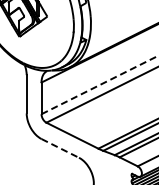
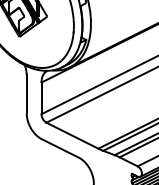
line: dashed -> solid (100, 84)
line: dashed -> solid (60, 148)
